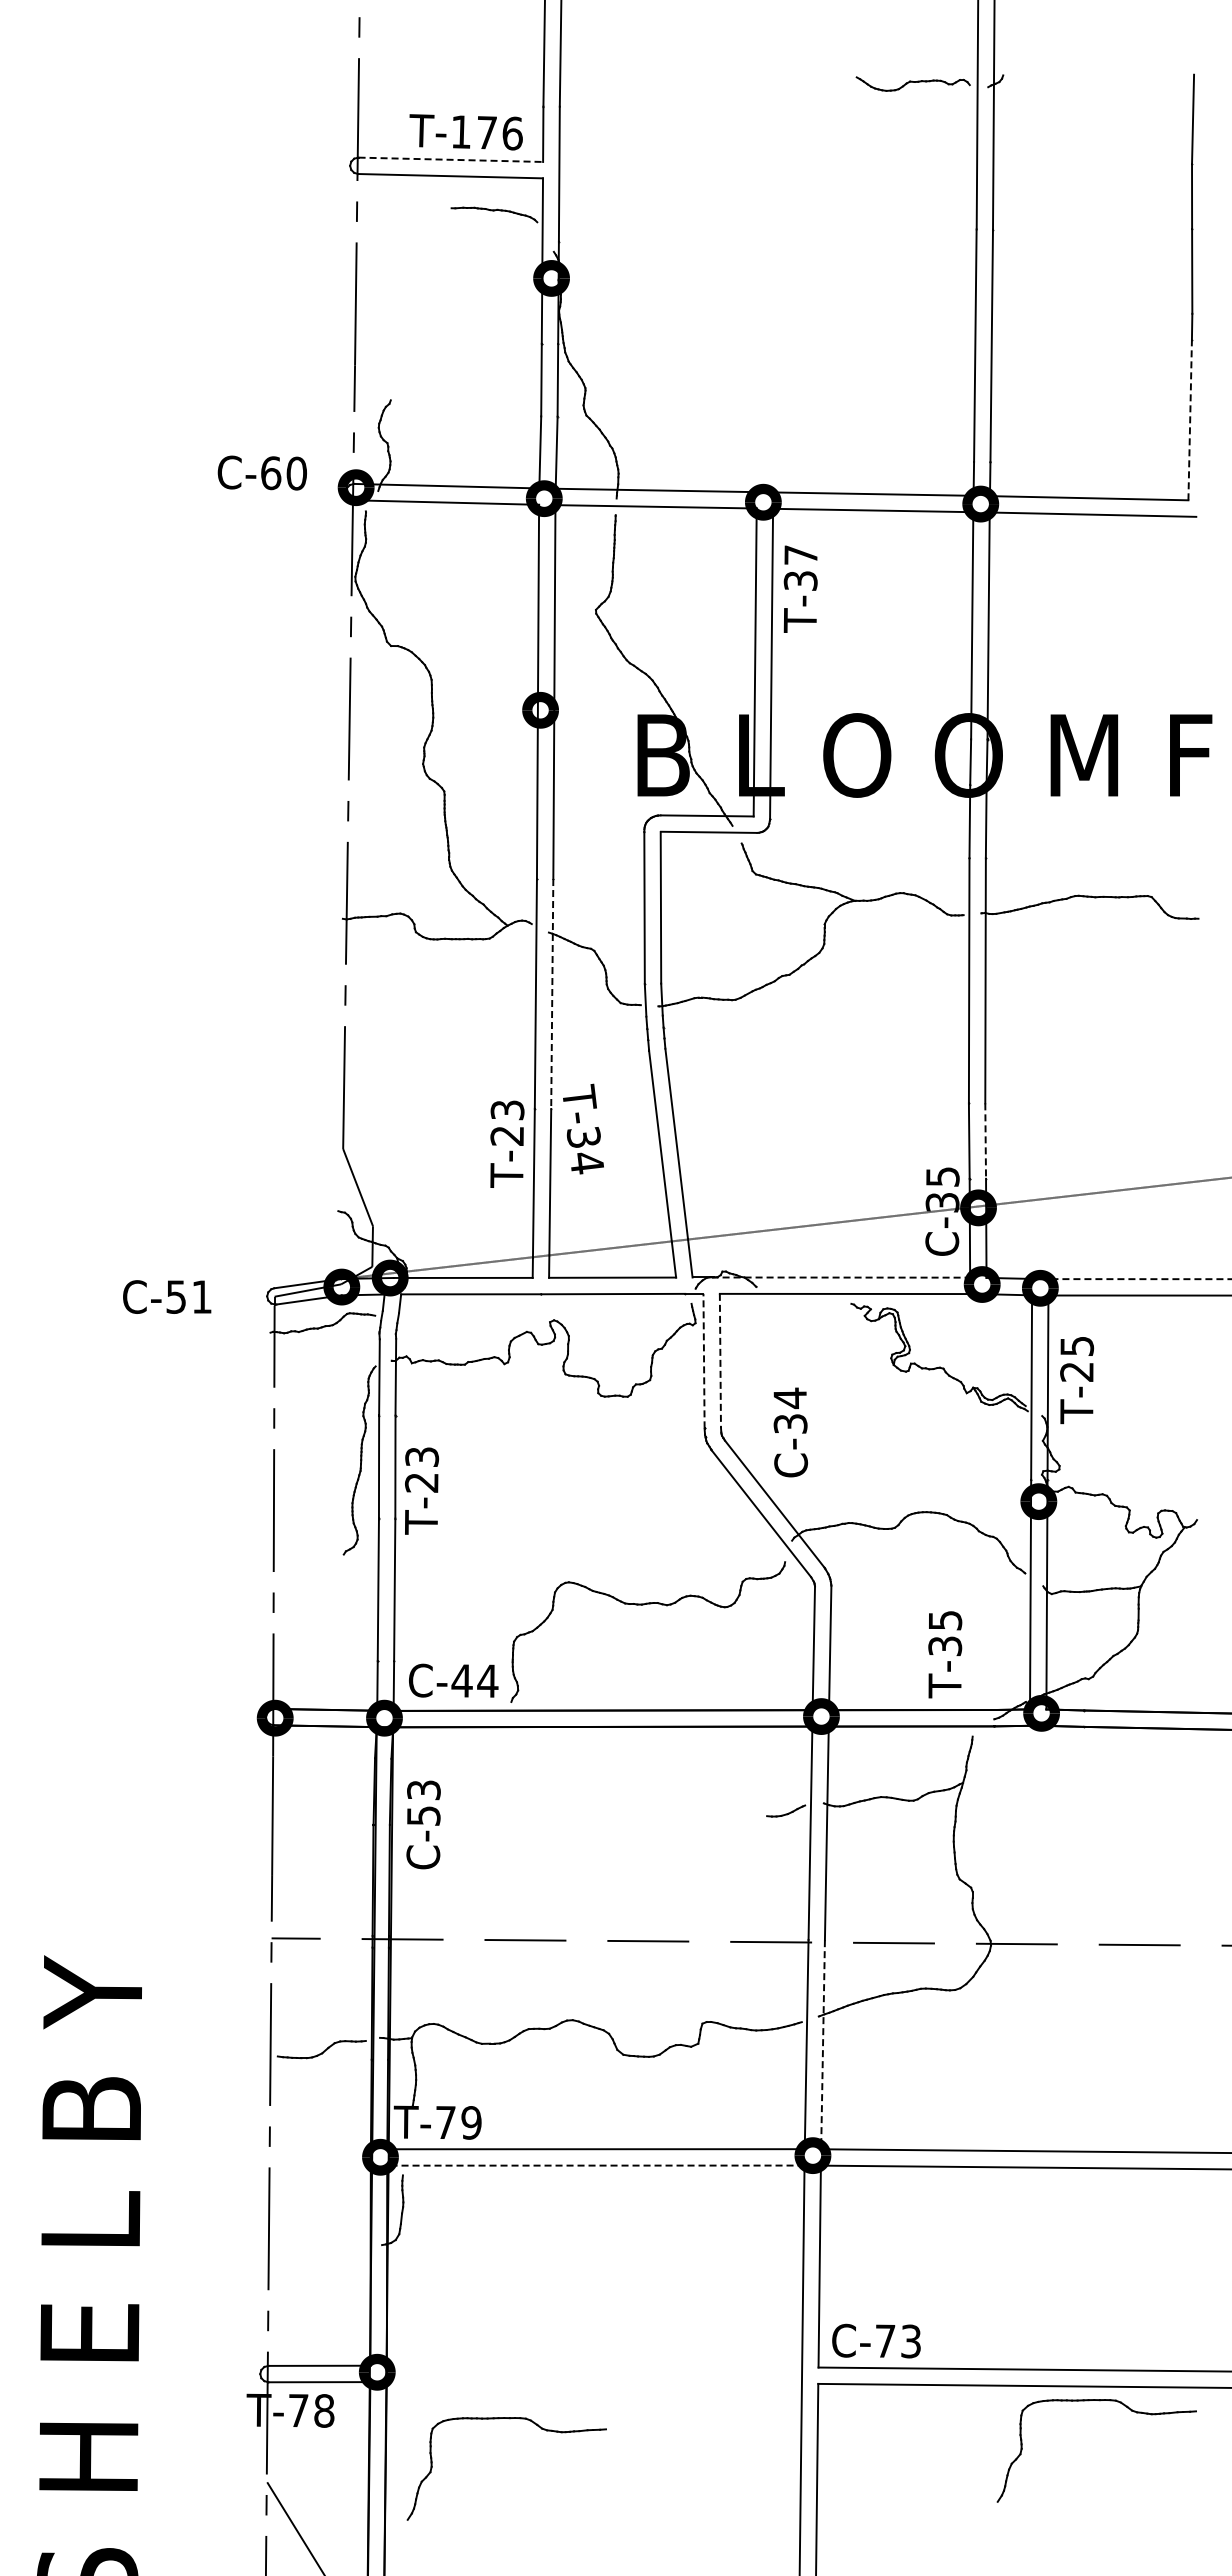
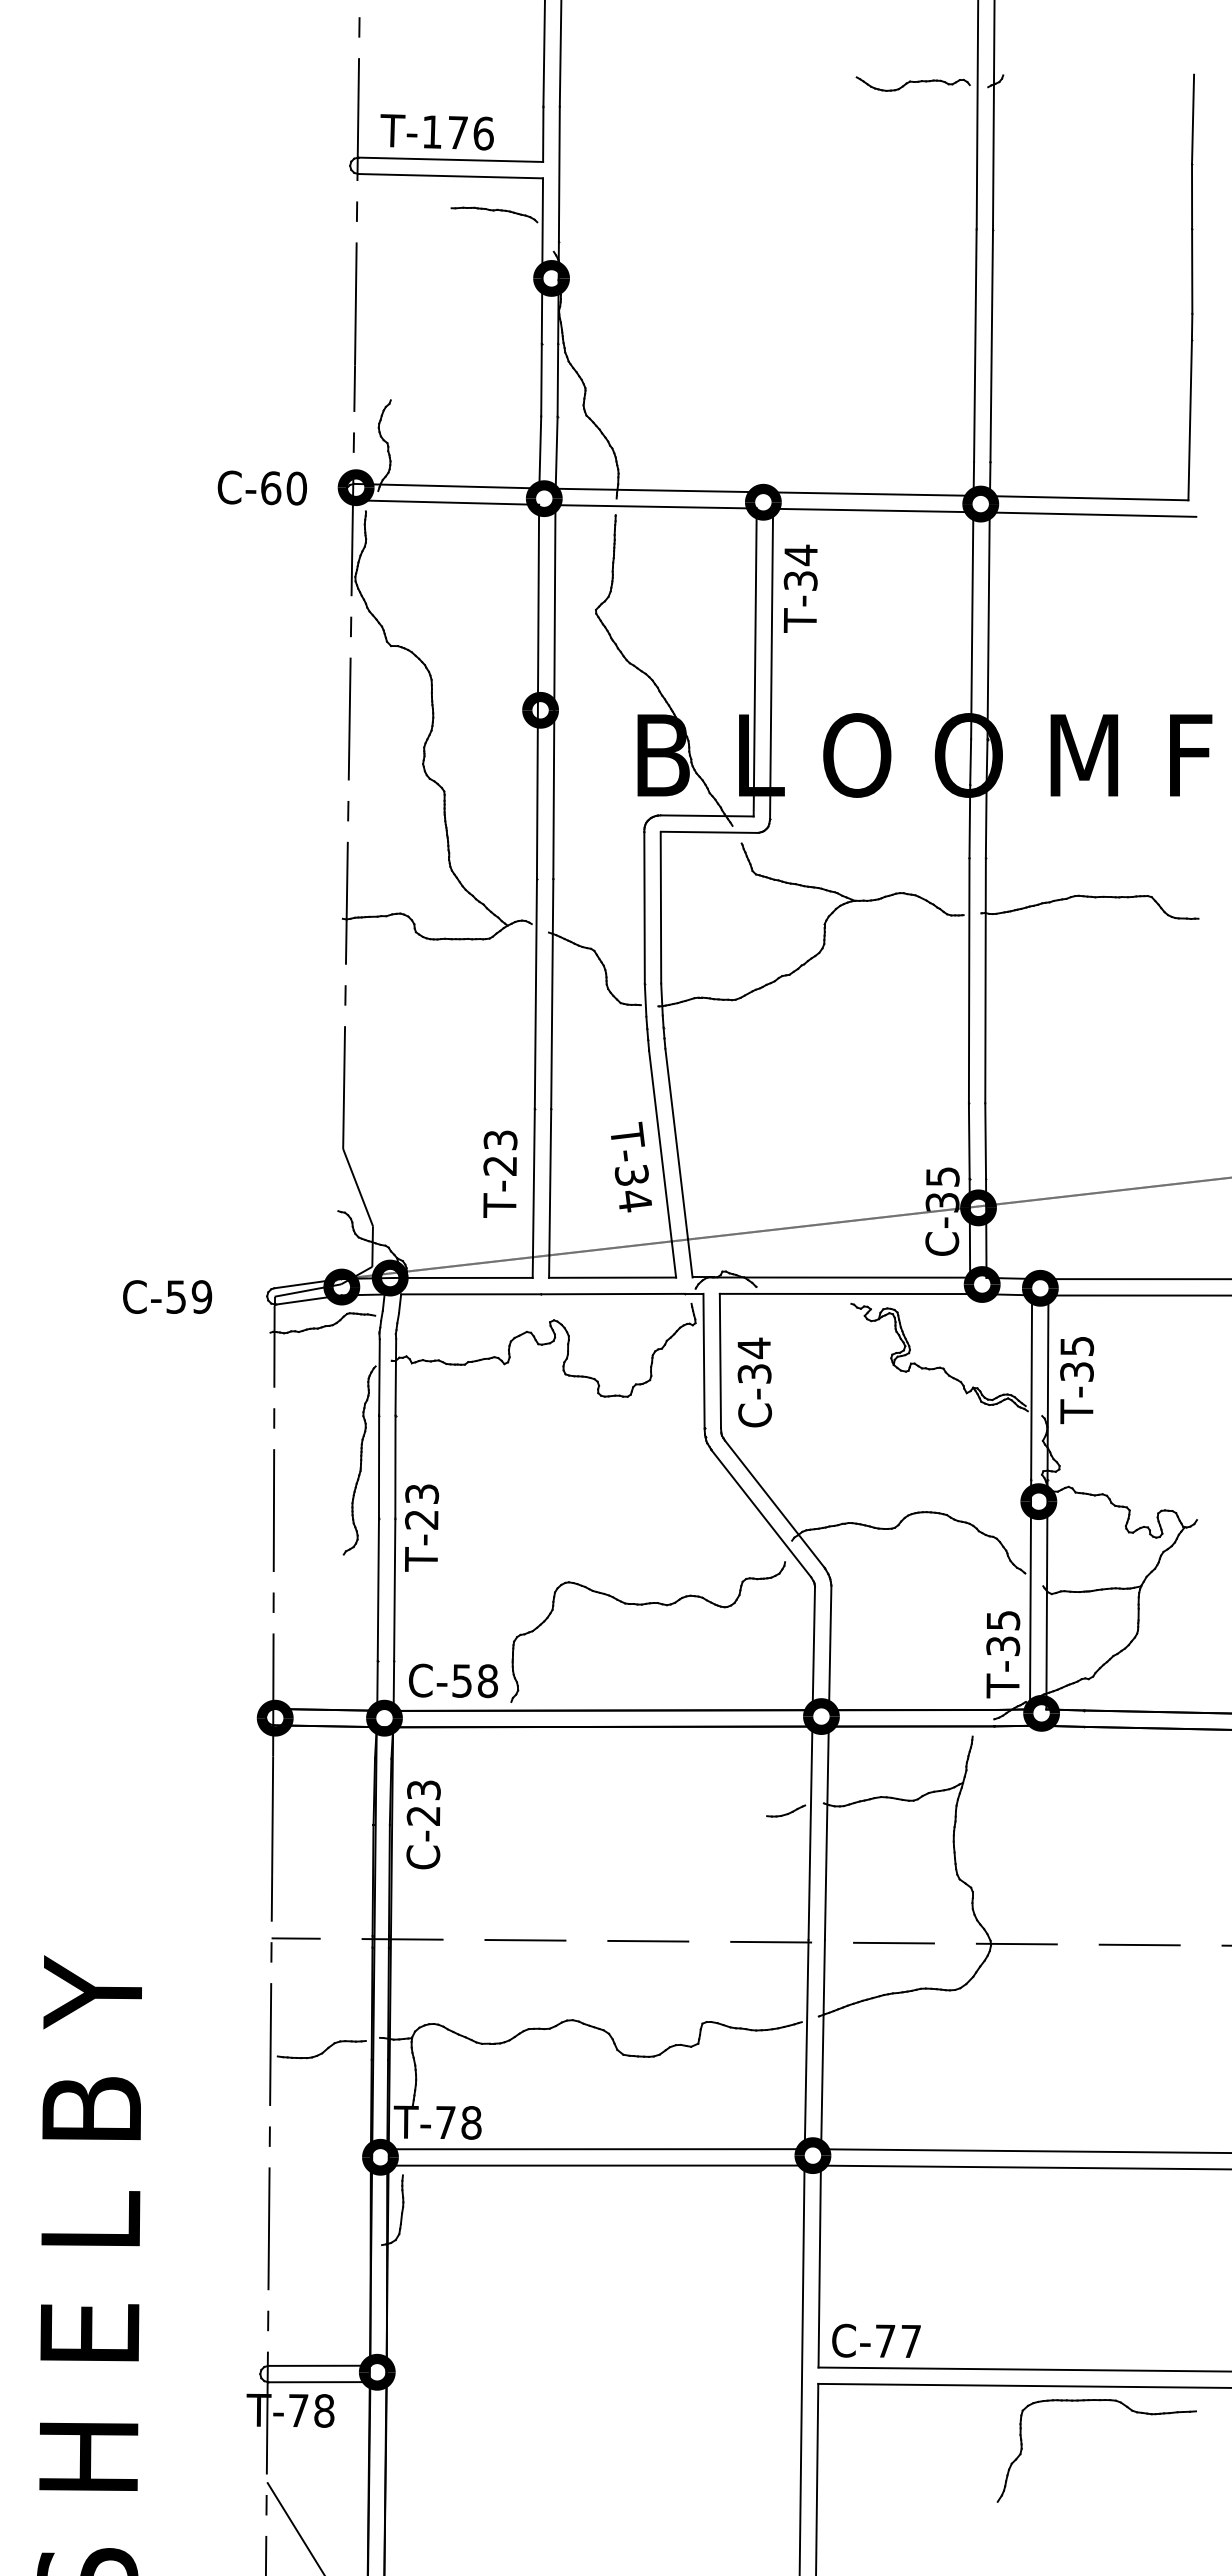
text position: (465, 132) -> (436, 132) (436, 132)
line: dashed -> solid (451, 159)
line: dashed -> solid (1190, 419)
text position: (261, 472) -> (261, 487) (261, 487)
text: T-37 -> T-34 (800, 555)
line: dashed -> solid (552, 993)
text position: (583, 1128) -> (631, 1166) (631, 1166)
line: dashed -> solid (985, 1141)
text position: (507, 1143) -> (500, 1173) (500, 1173)
line: dashed -> solid (841, 1277)
line: dashed -> solid (1136, 1279)
text: C-51 -> C-59 (201, 1296)
line: dashed -> solid (704, 1360)
line: dashed -> solid (720, 1361)
text: T-25 -> T-35 (1076, 1371)
text position: (790, 1432) -> (754, 1382) (754, 1382)
text position: (422, 1490) -> (422, 1527) (422, 1527)
text position: (945, 1654) -> (1003, 1654) (1003, 1654)
text: C-44 -> C-58 (474, 1681)
text: C-53 -> C-23 (423, 1815)
line: dashed -> solid (823, 2044)
text: T-79 -> T-78 (471, 2122)
line: dashed -> solid (595, 2165)
text: C-73 -> C-77 (910, 2341)
part: present -> none (509, 2419)
